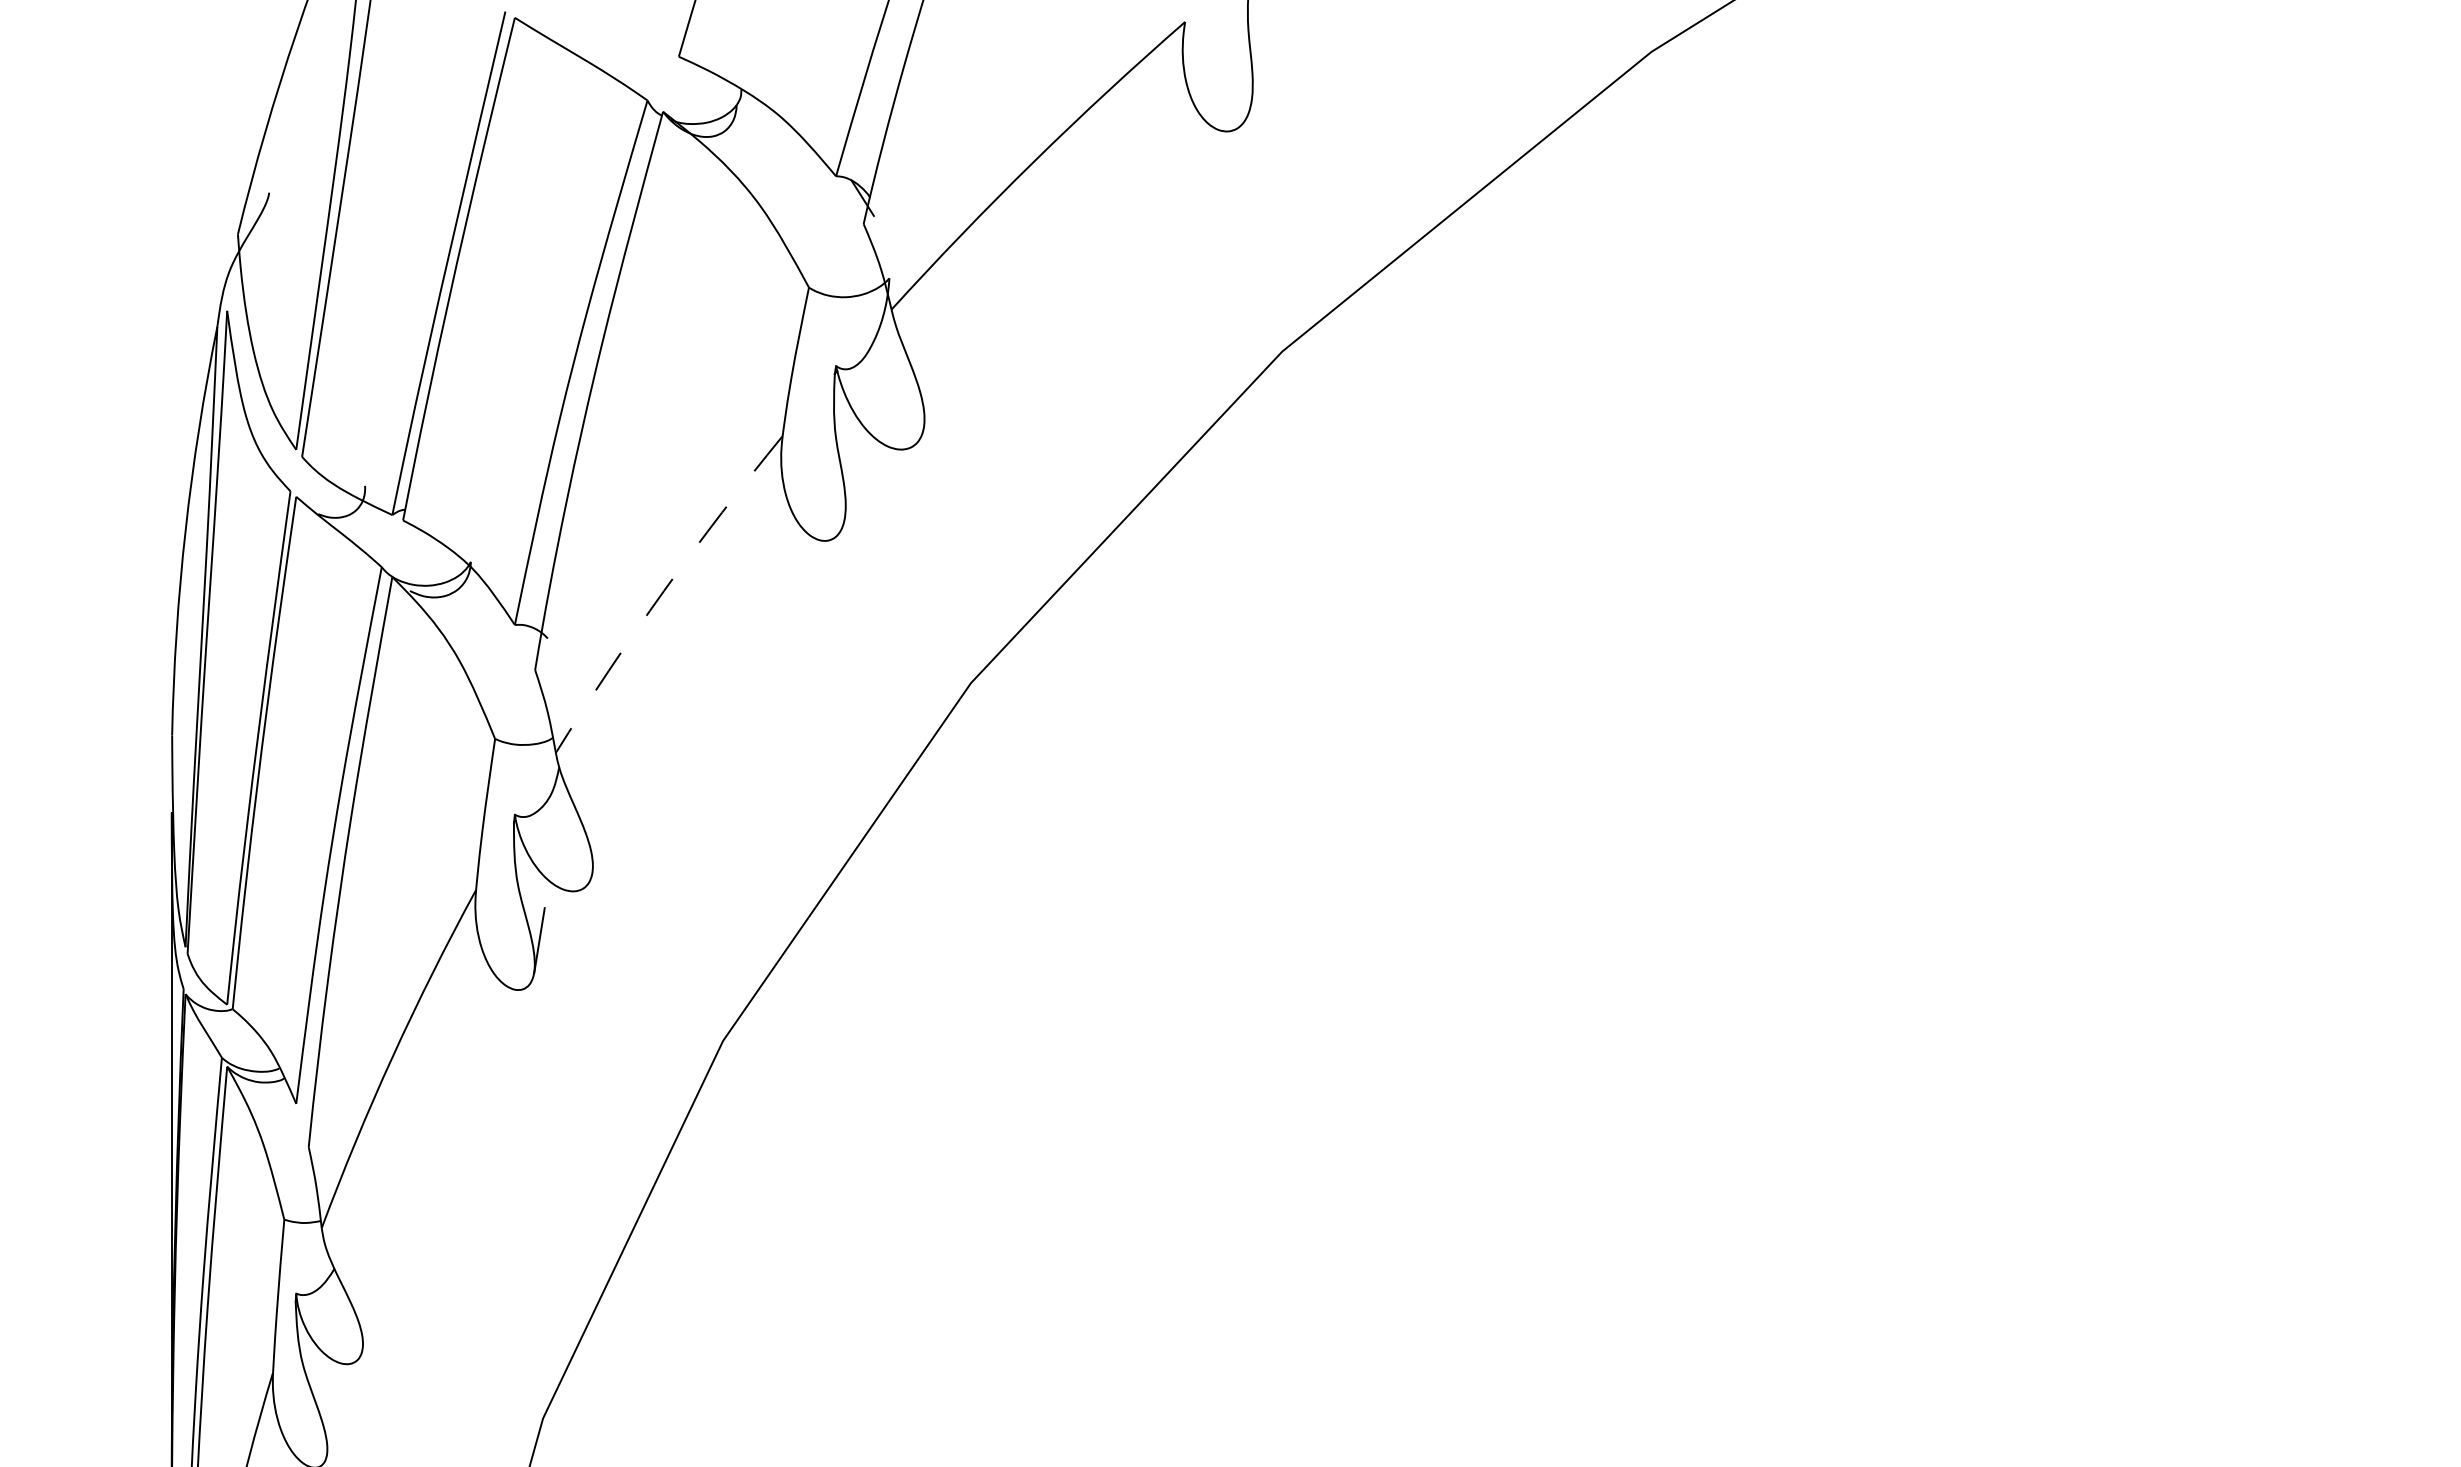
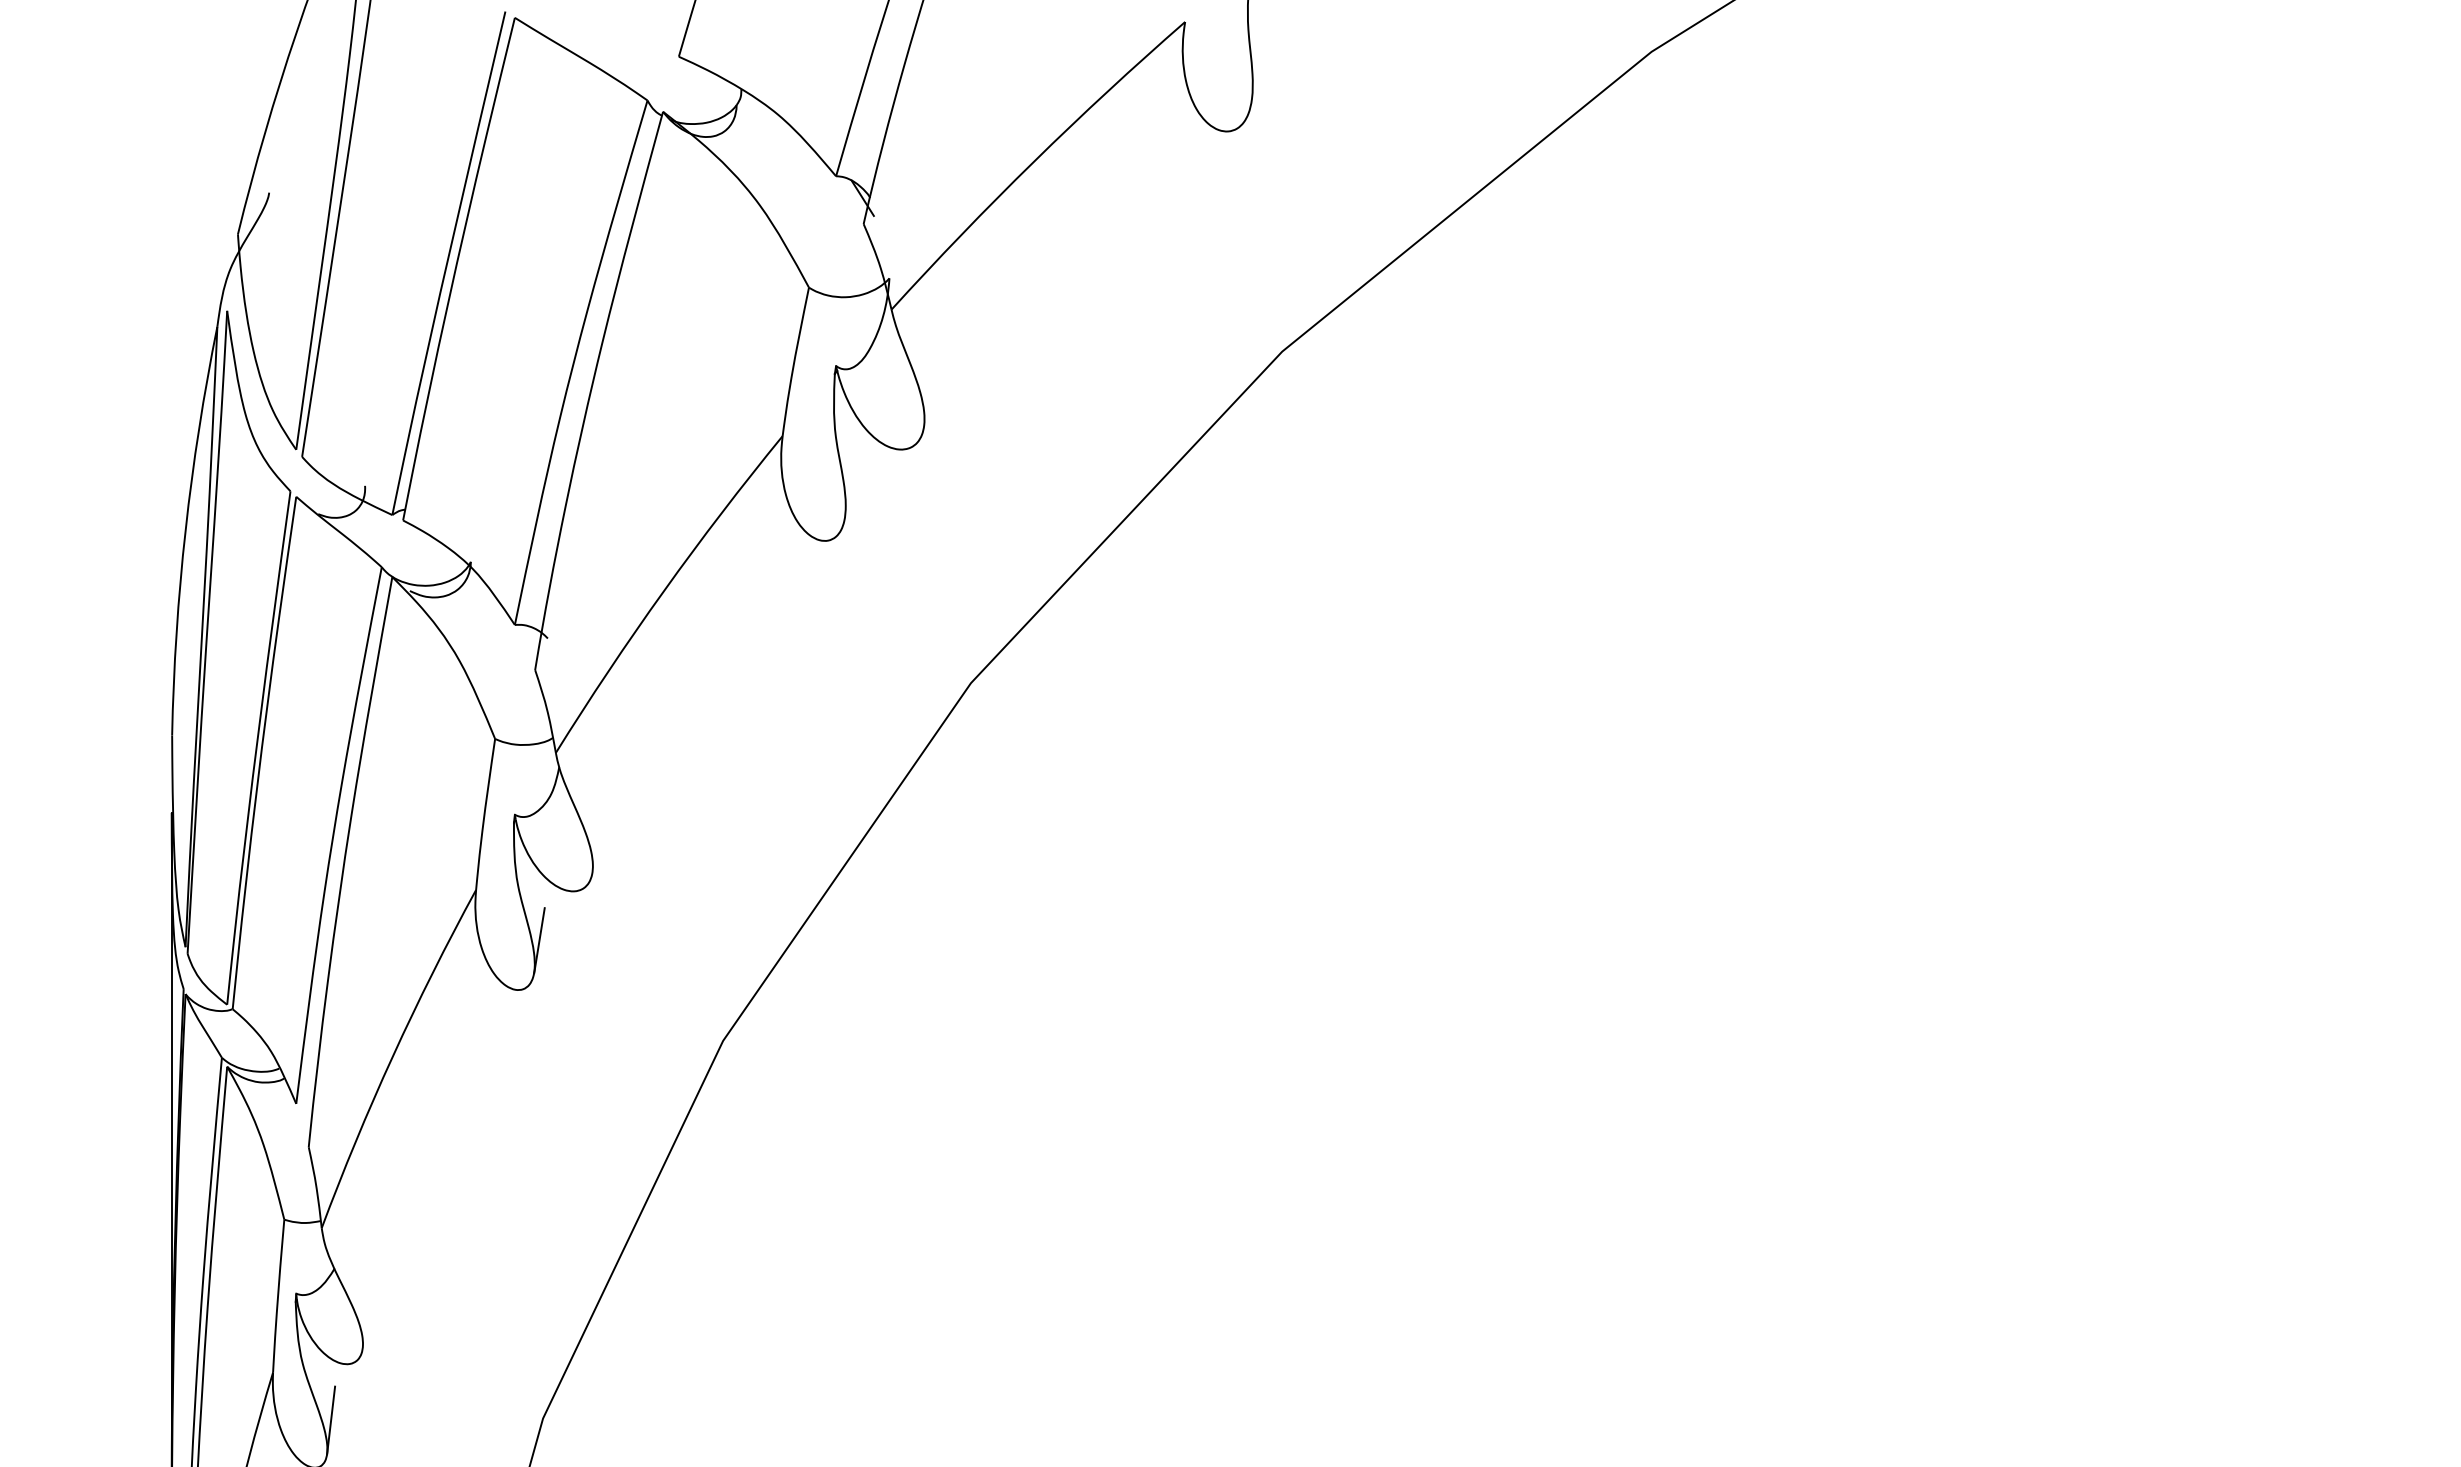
arc: dashed -> solid (664, 590)
line: none -> present (331, 1420)
